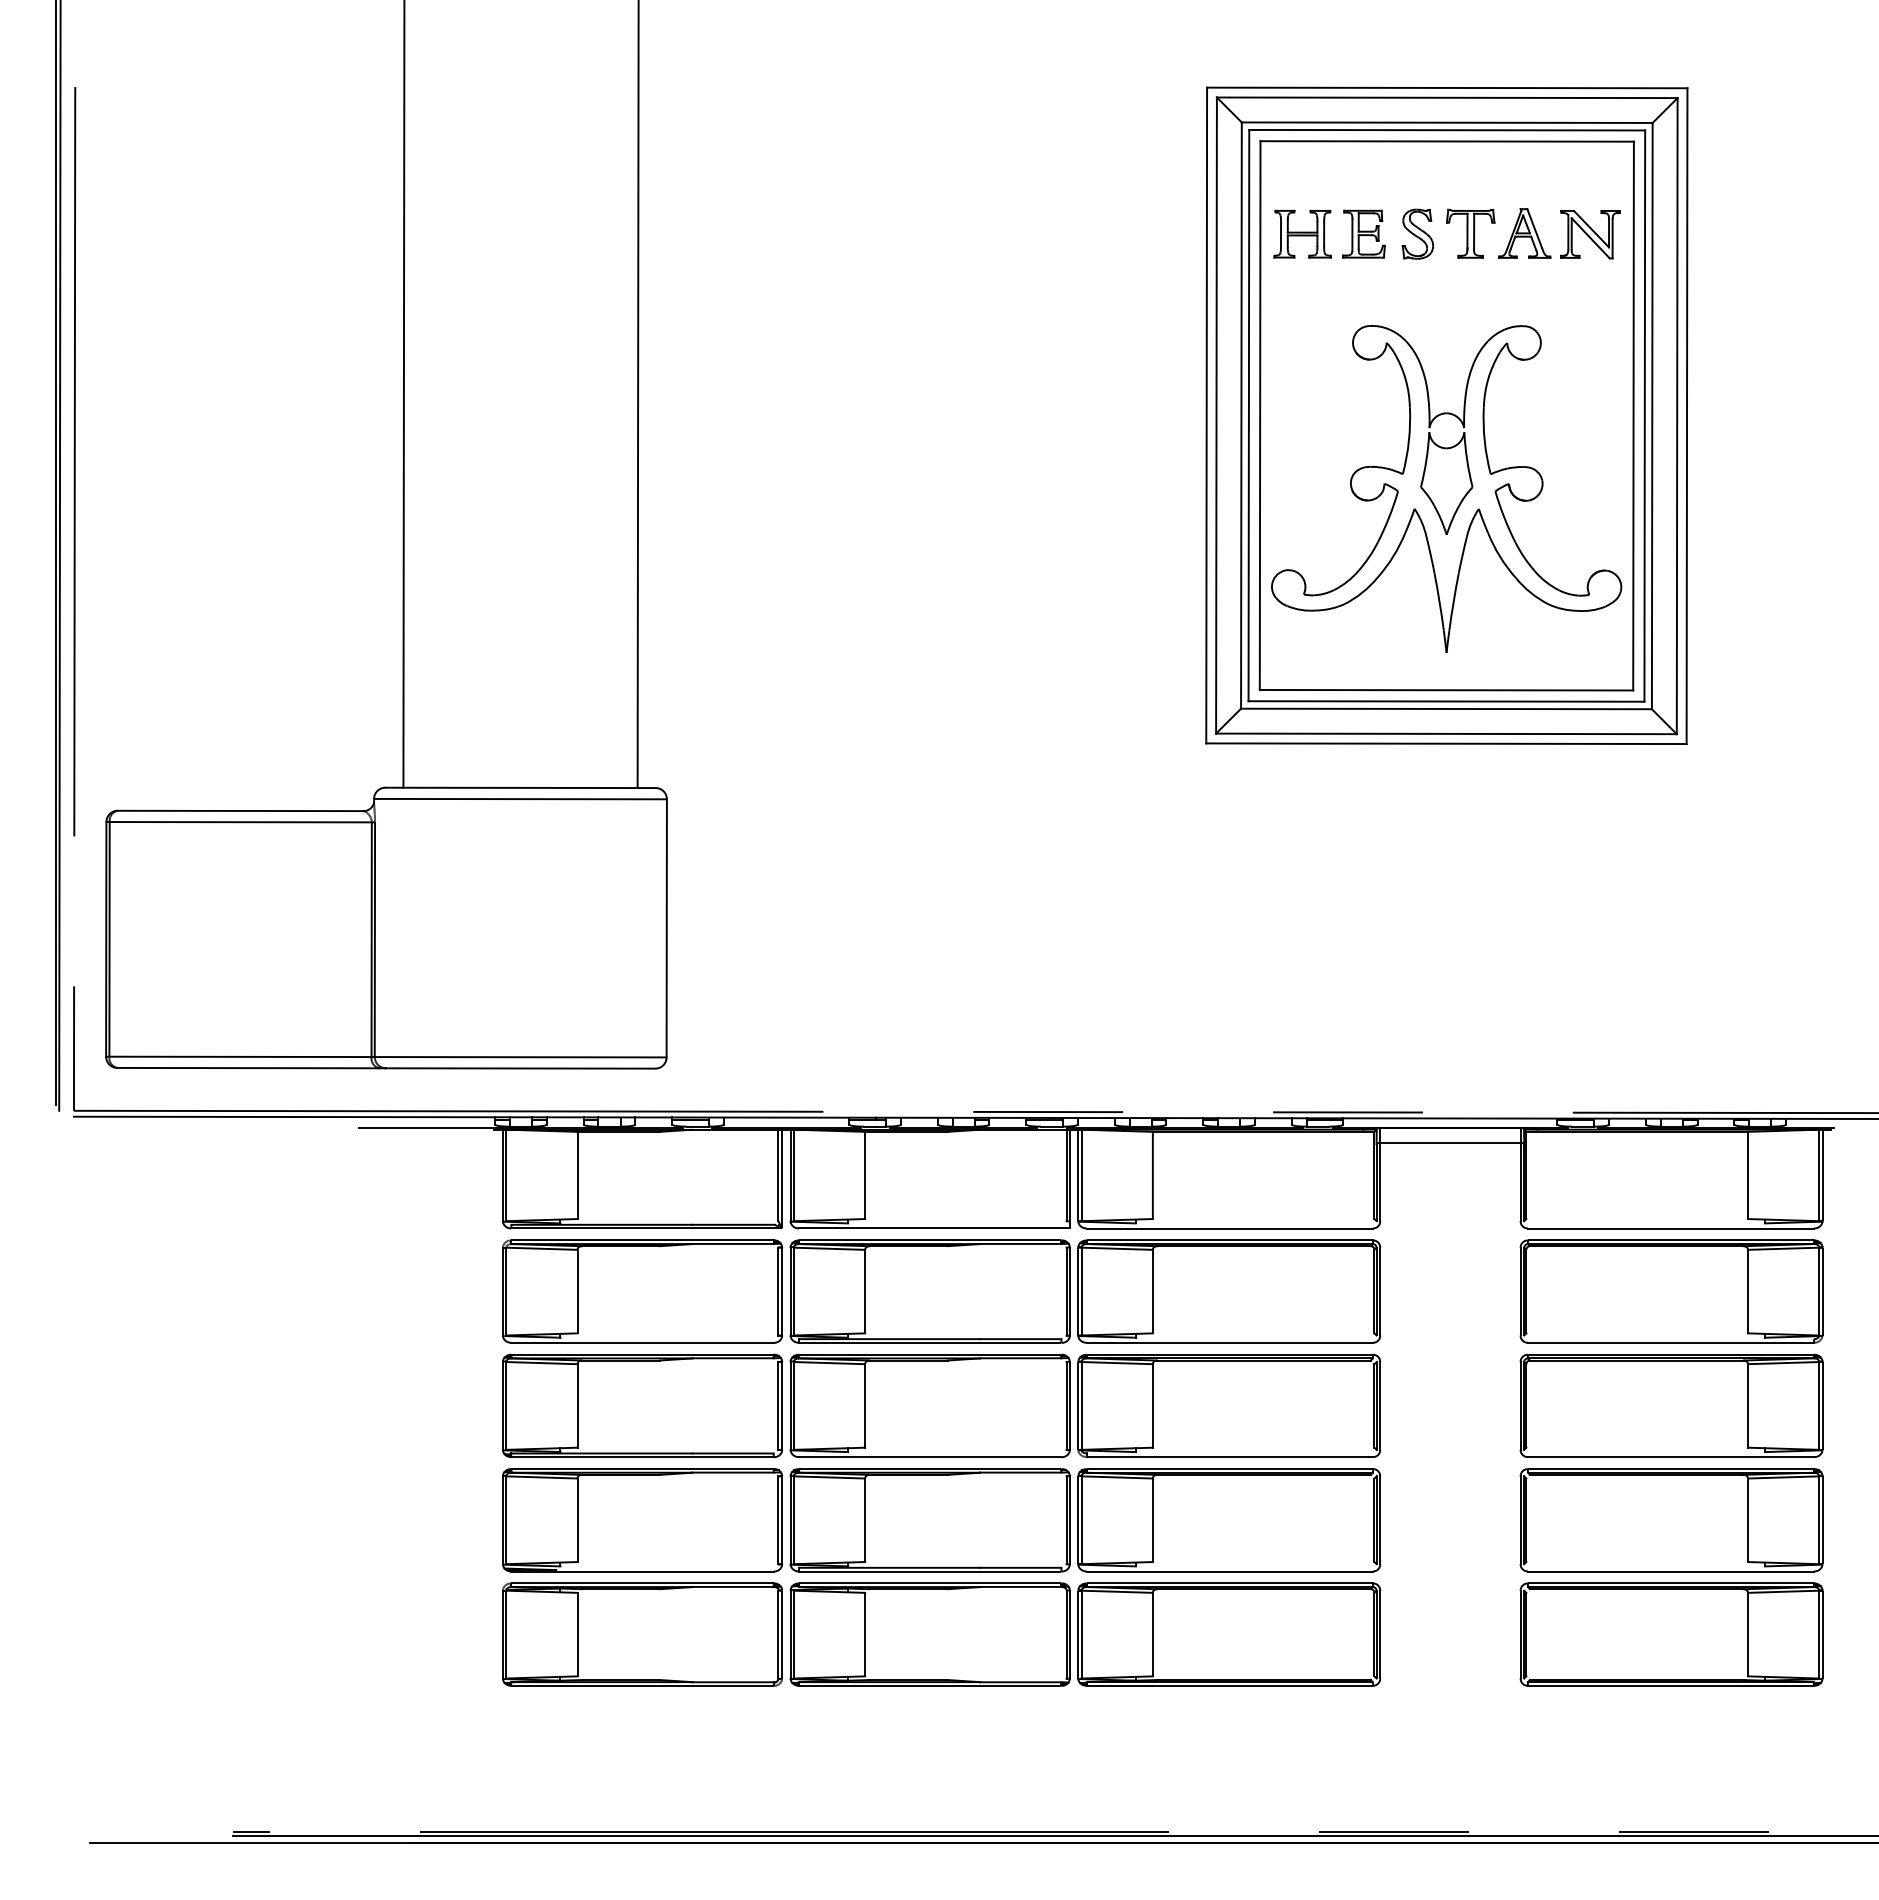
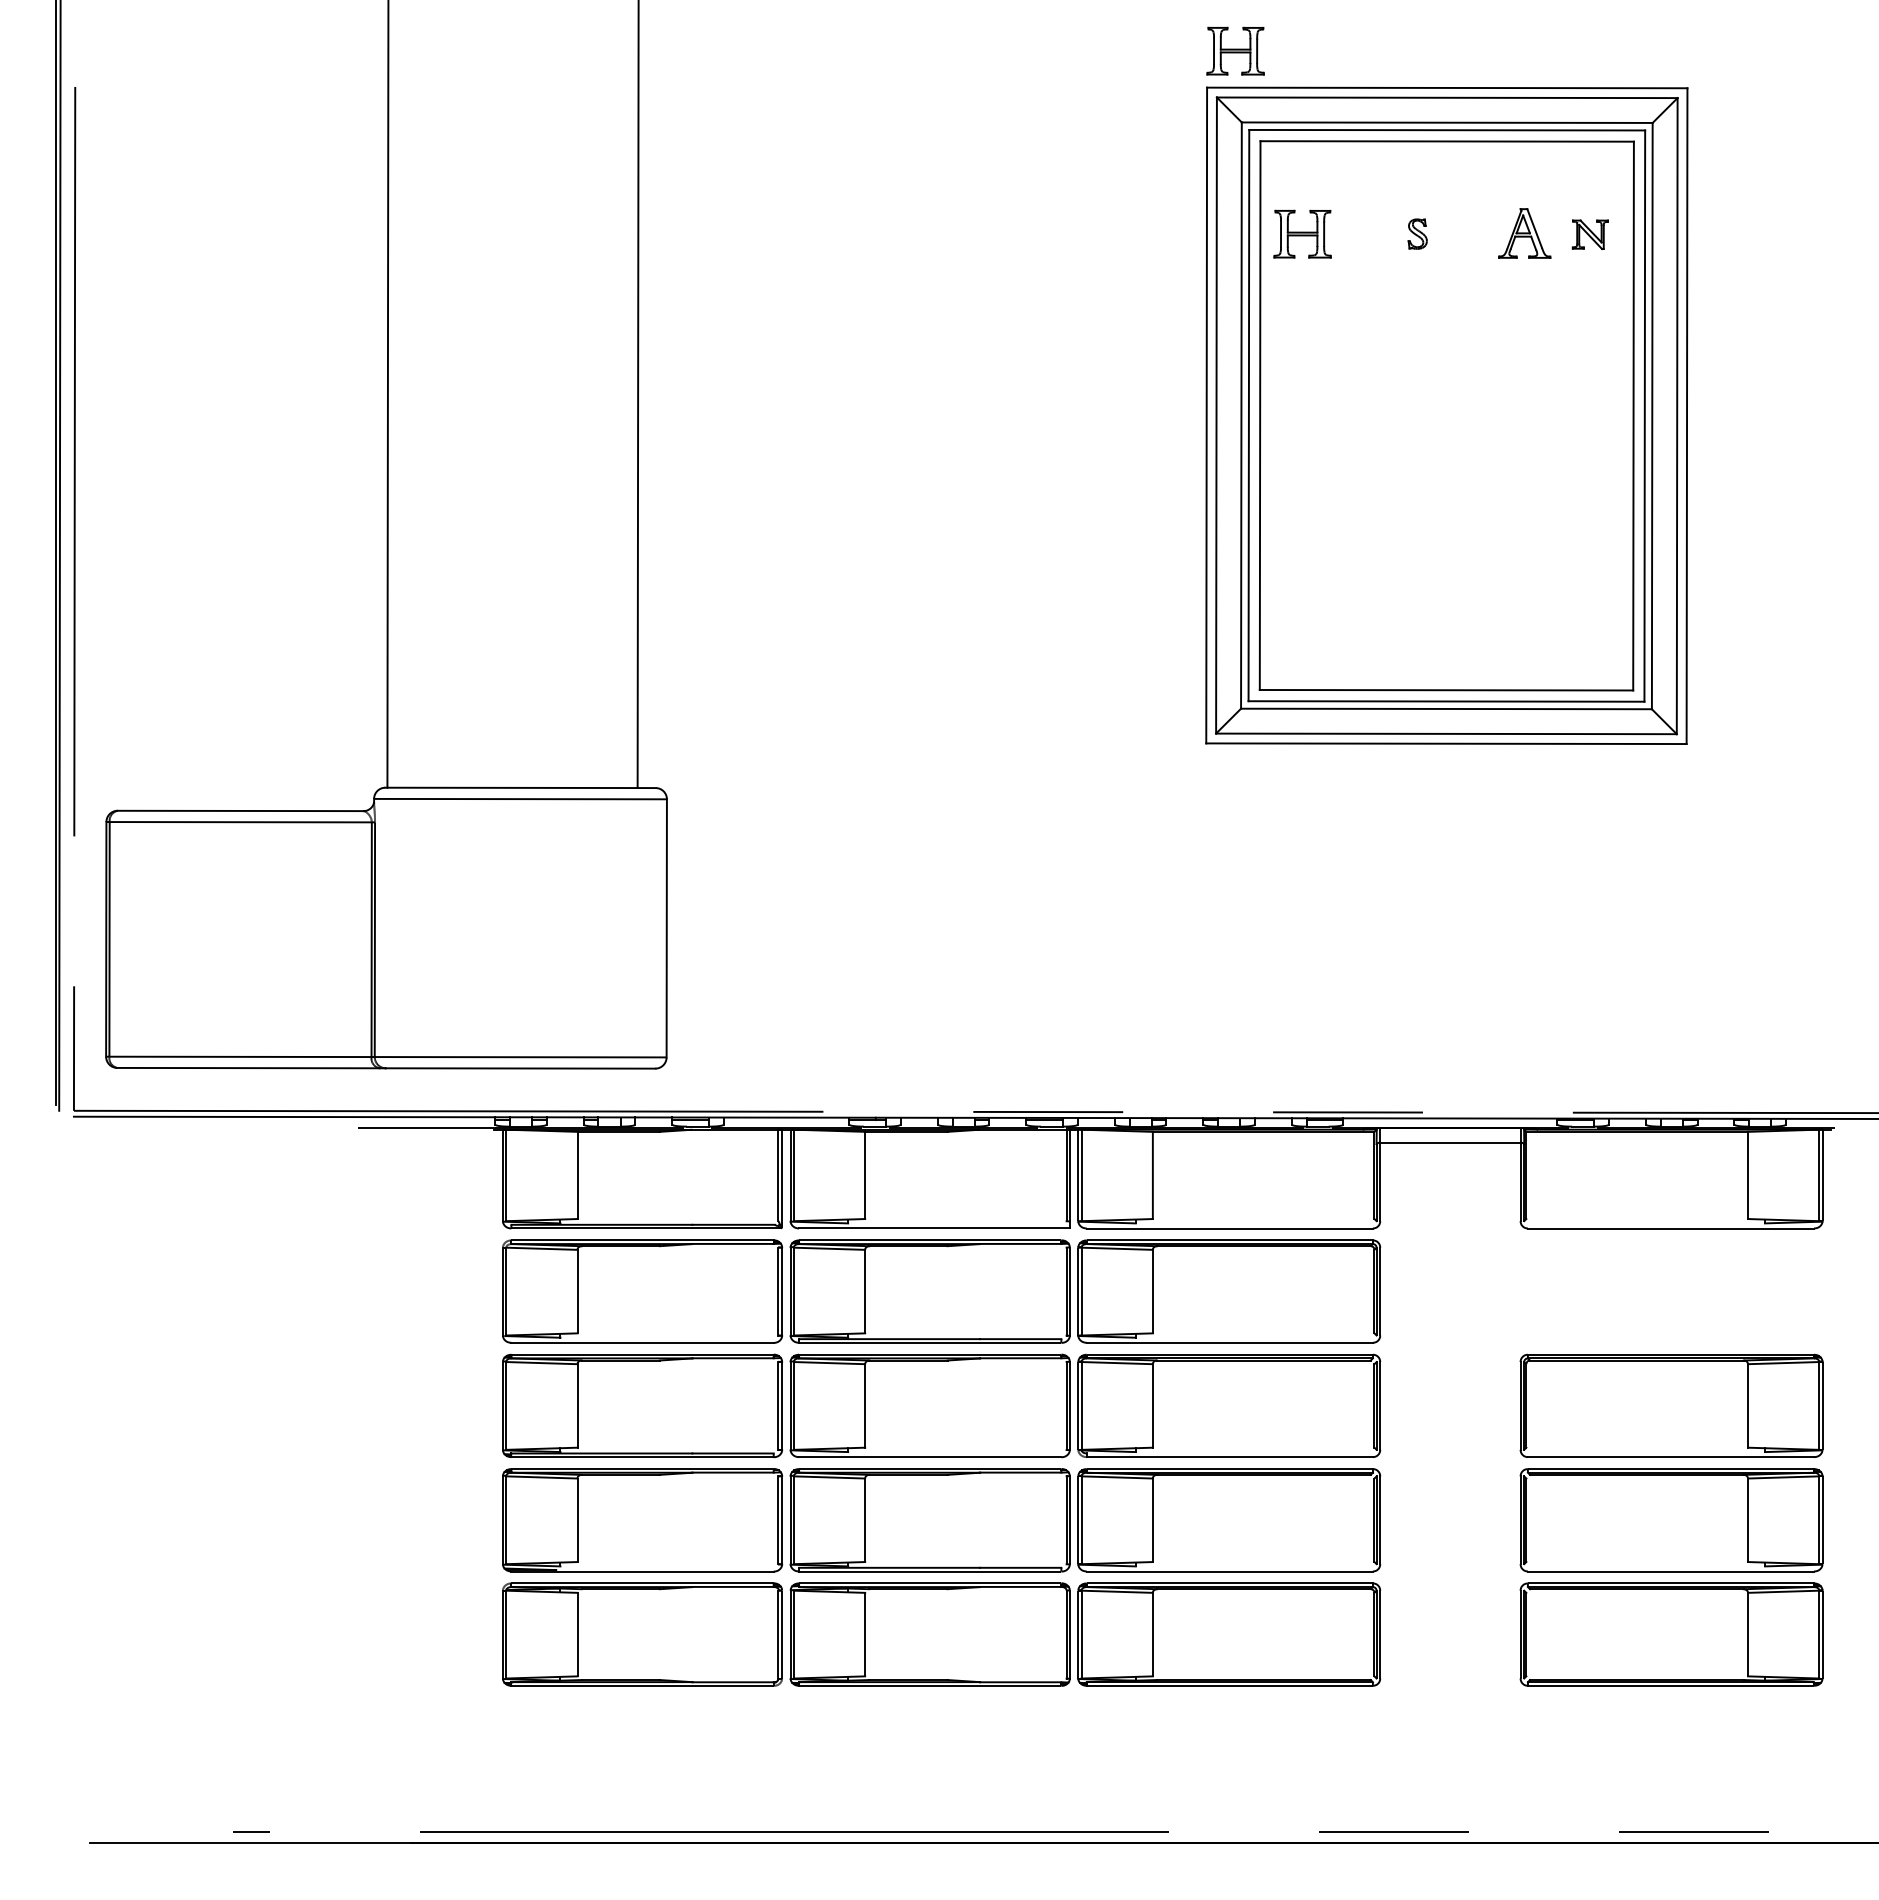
part: none -> present (1235, 50)
part: present -> none (1363, 233)
part size: 33x52 px -> 21x32 px (1417, 233)
part: present -> none (1470, 233)
part size: 61x50 px -> 38x31 px (1589, 234)
line position: (403, 394) -> (387, 394) (387, 394)
part: present -> none (1446, 488)
part: present -> none (1671, 1291)
line: present -> none (1053, 1835)
